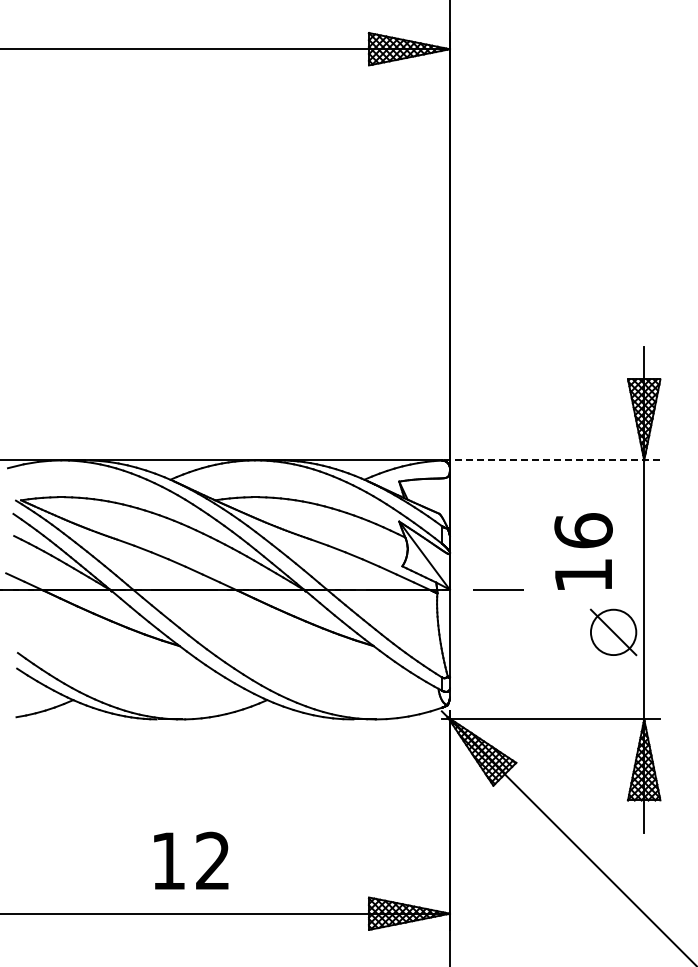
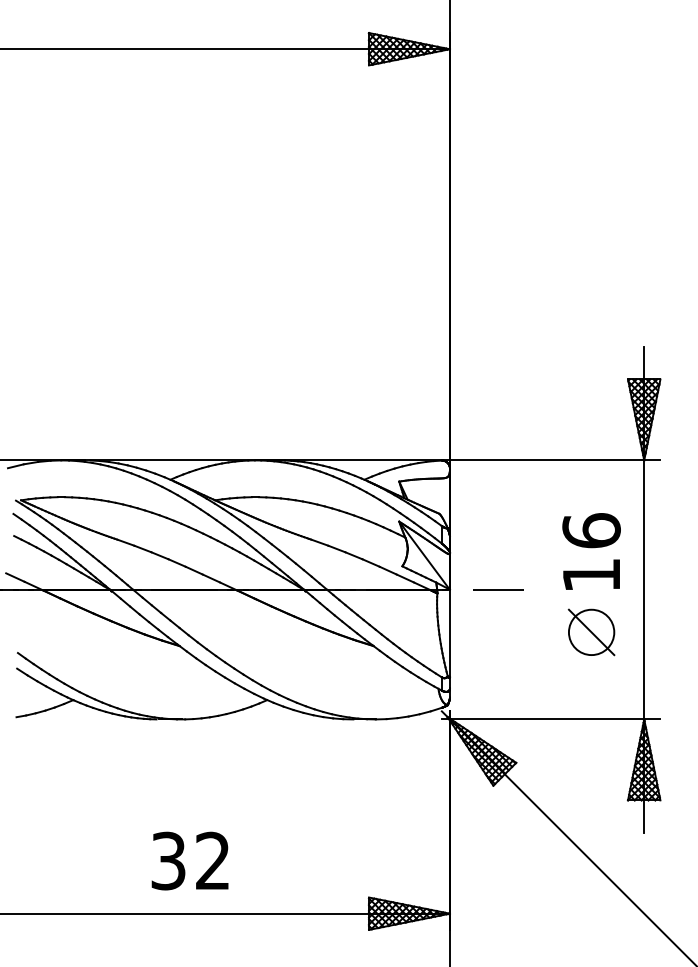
line: dashed -> solid (550, 460)
text position: (583, 551) -> (591, 551) (591, 551)
part position: (613, 632) -> (591, 632) (591, 632)
text: 12 -> 32 (168, 860)
